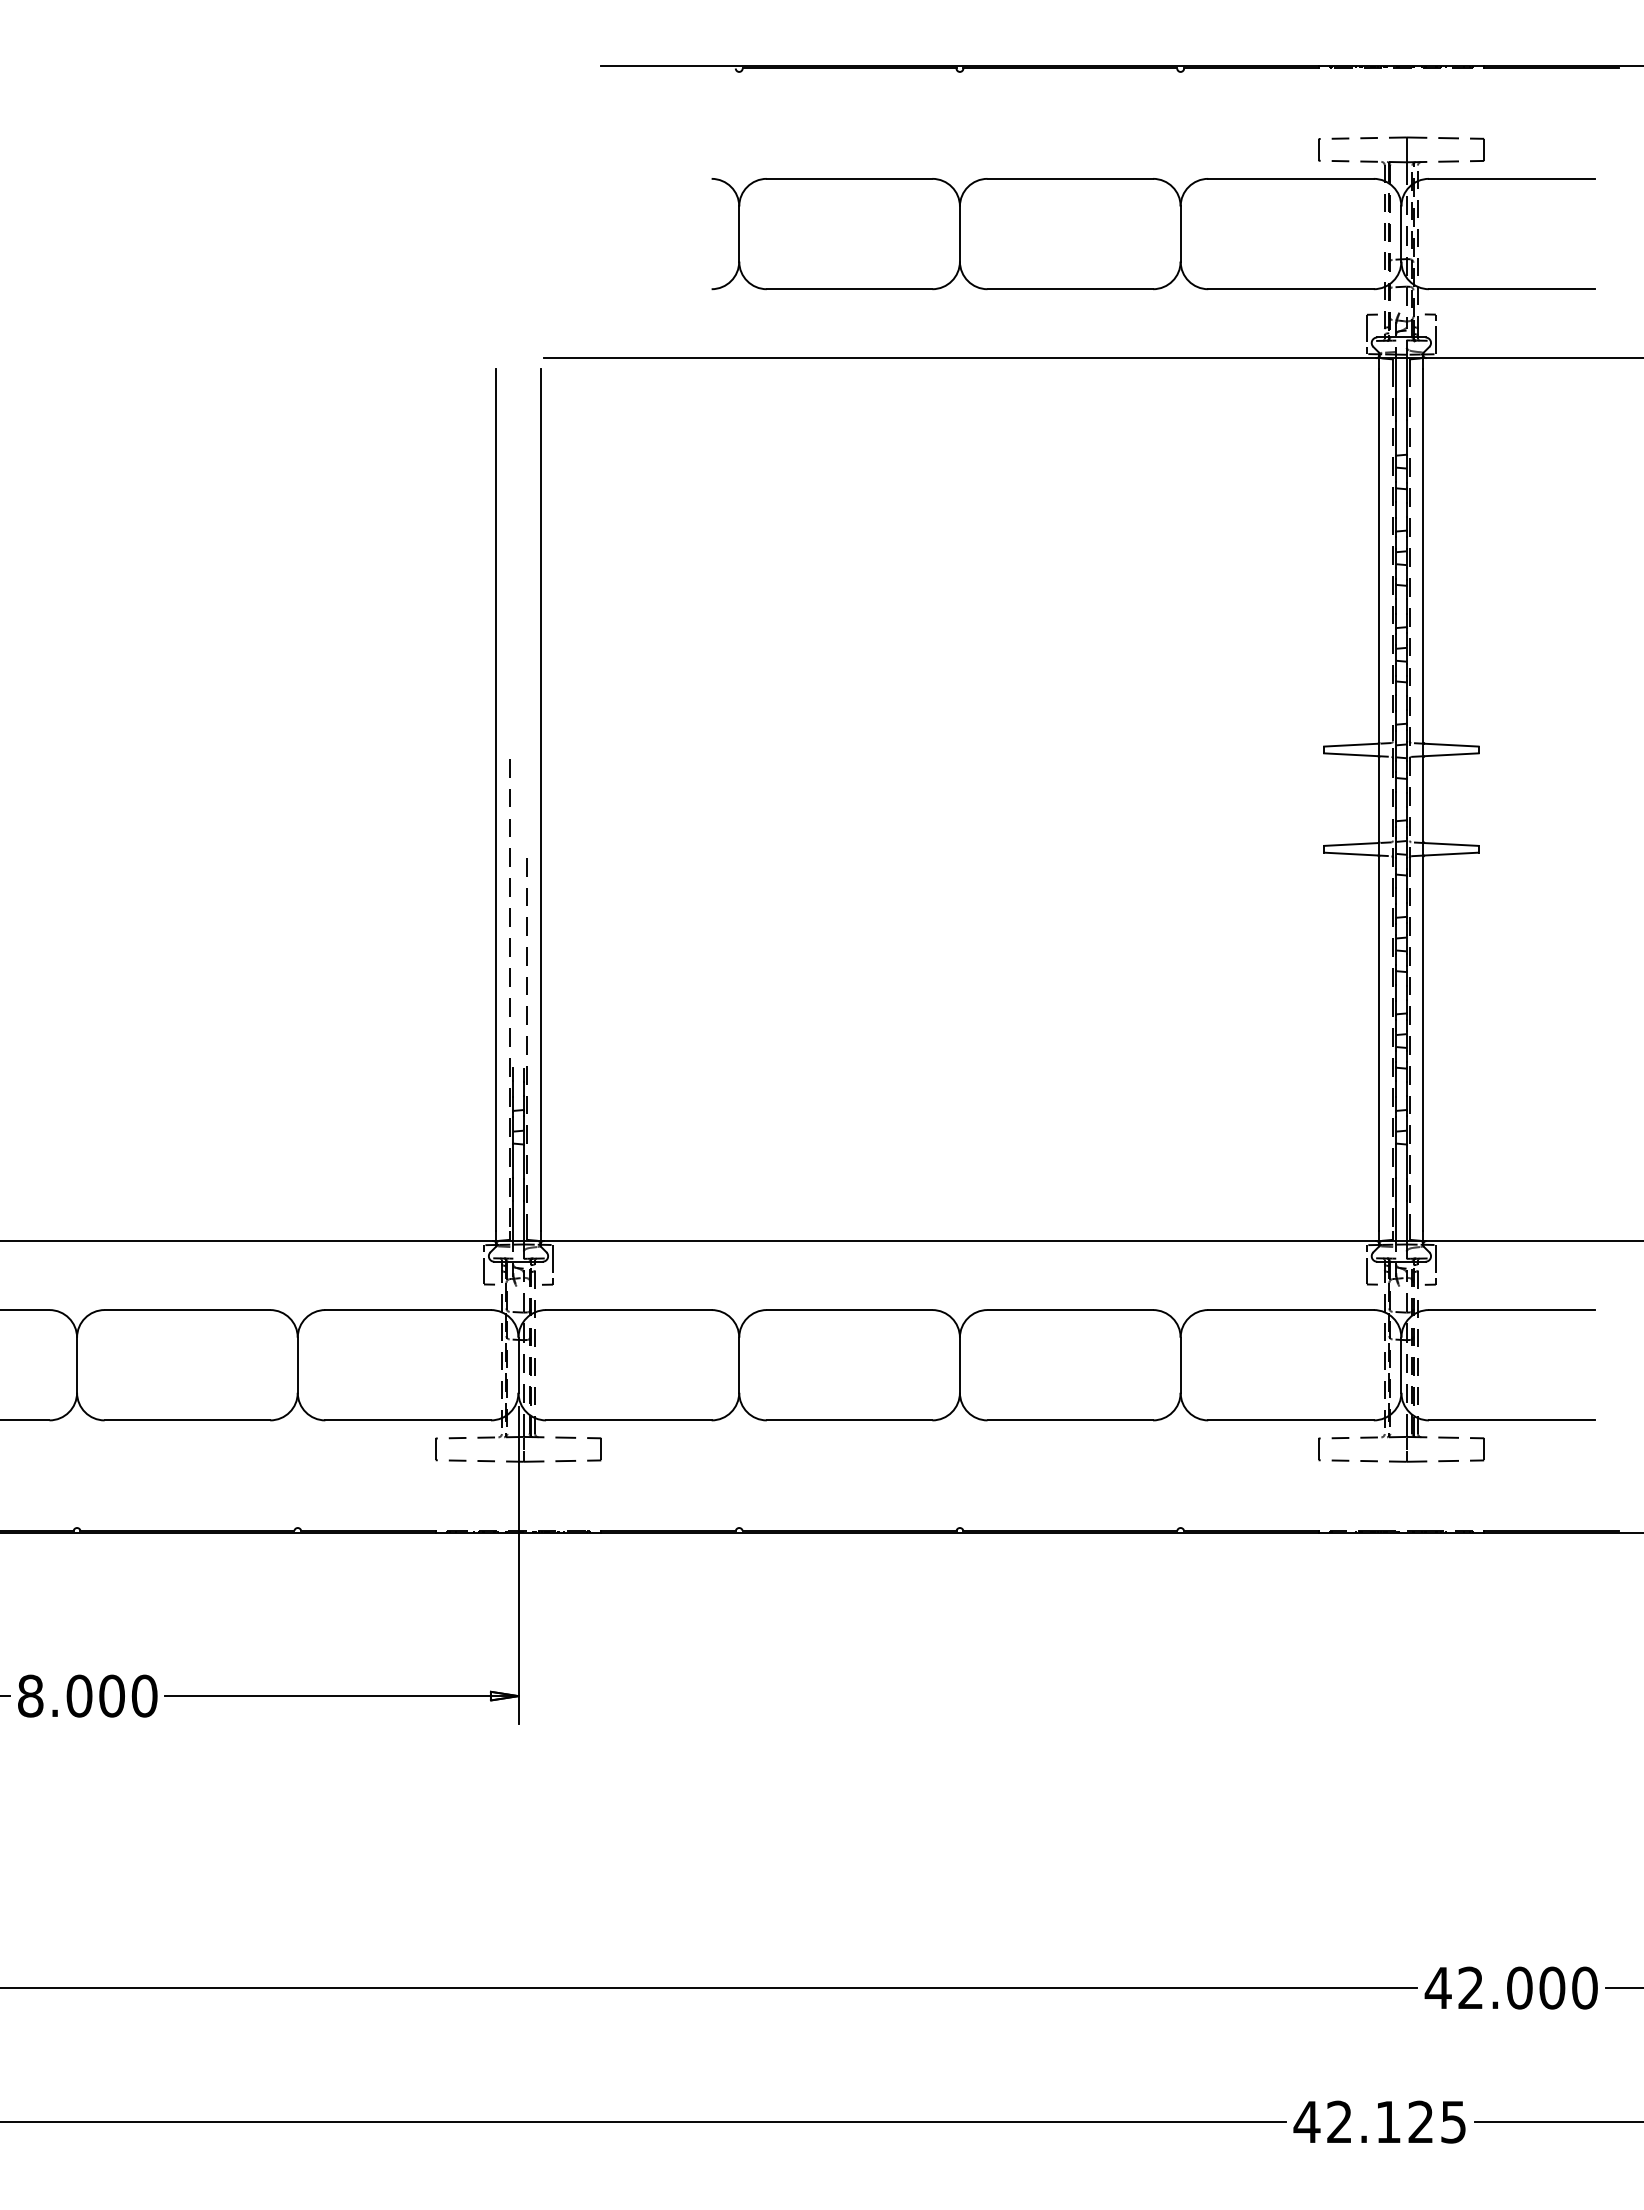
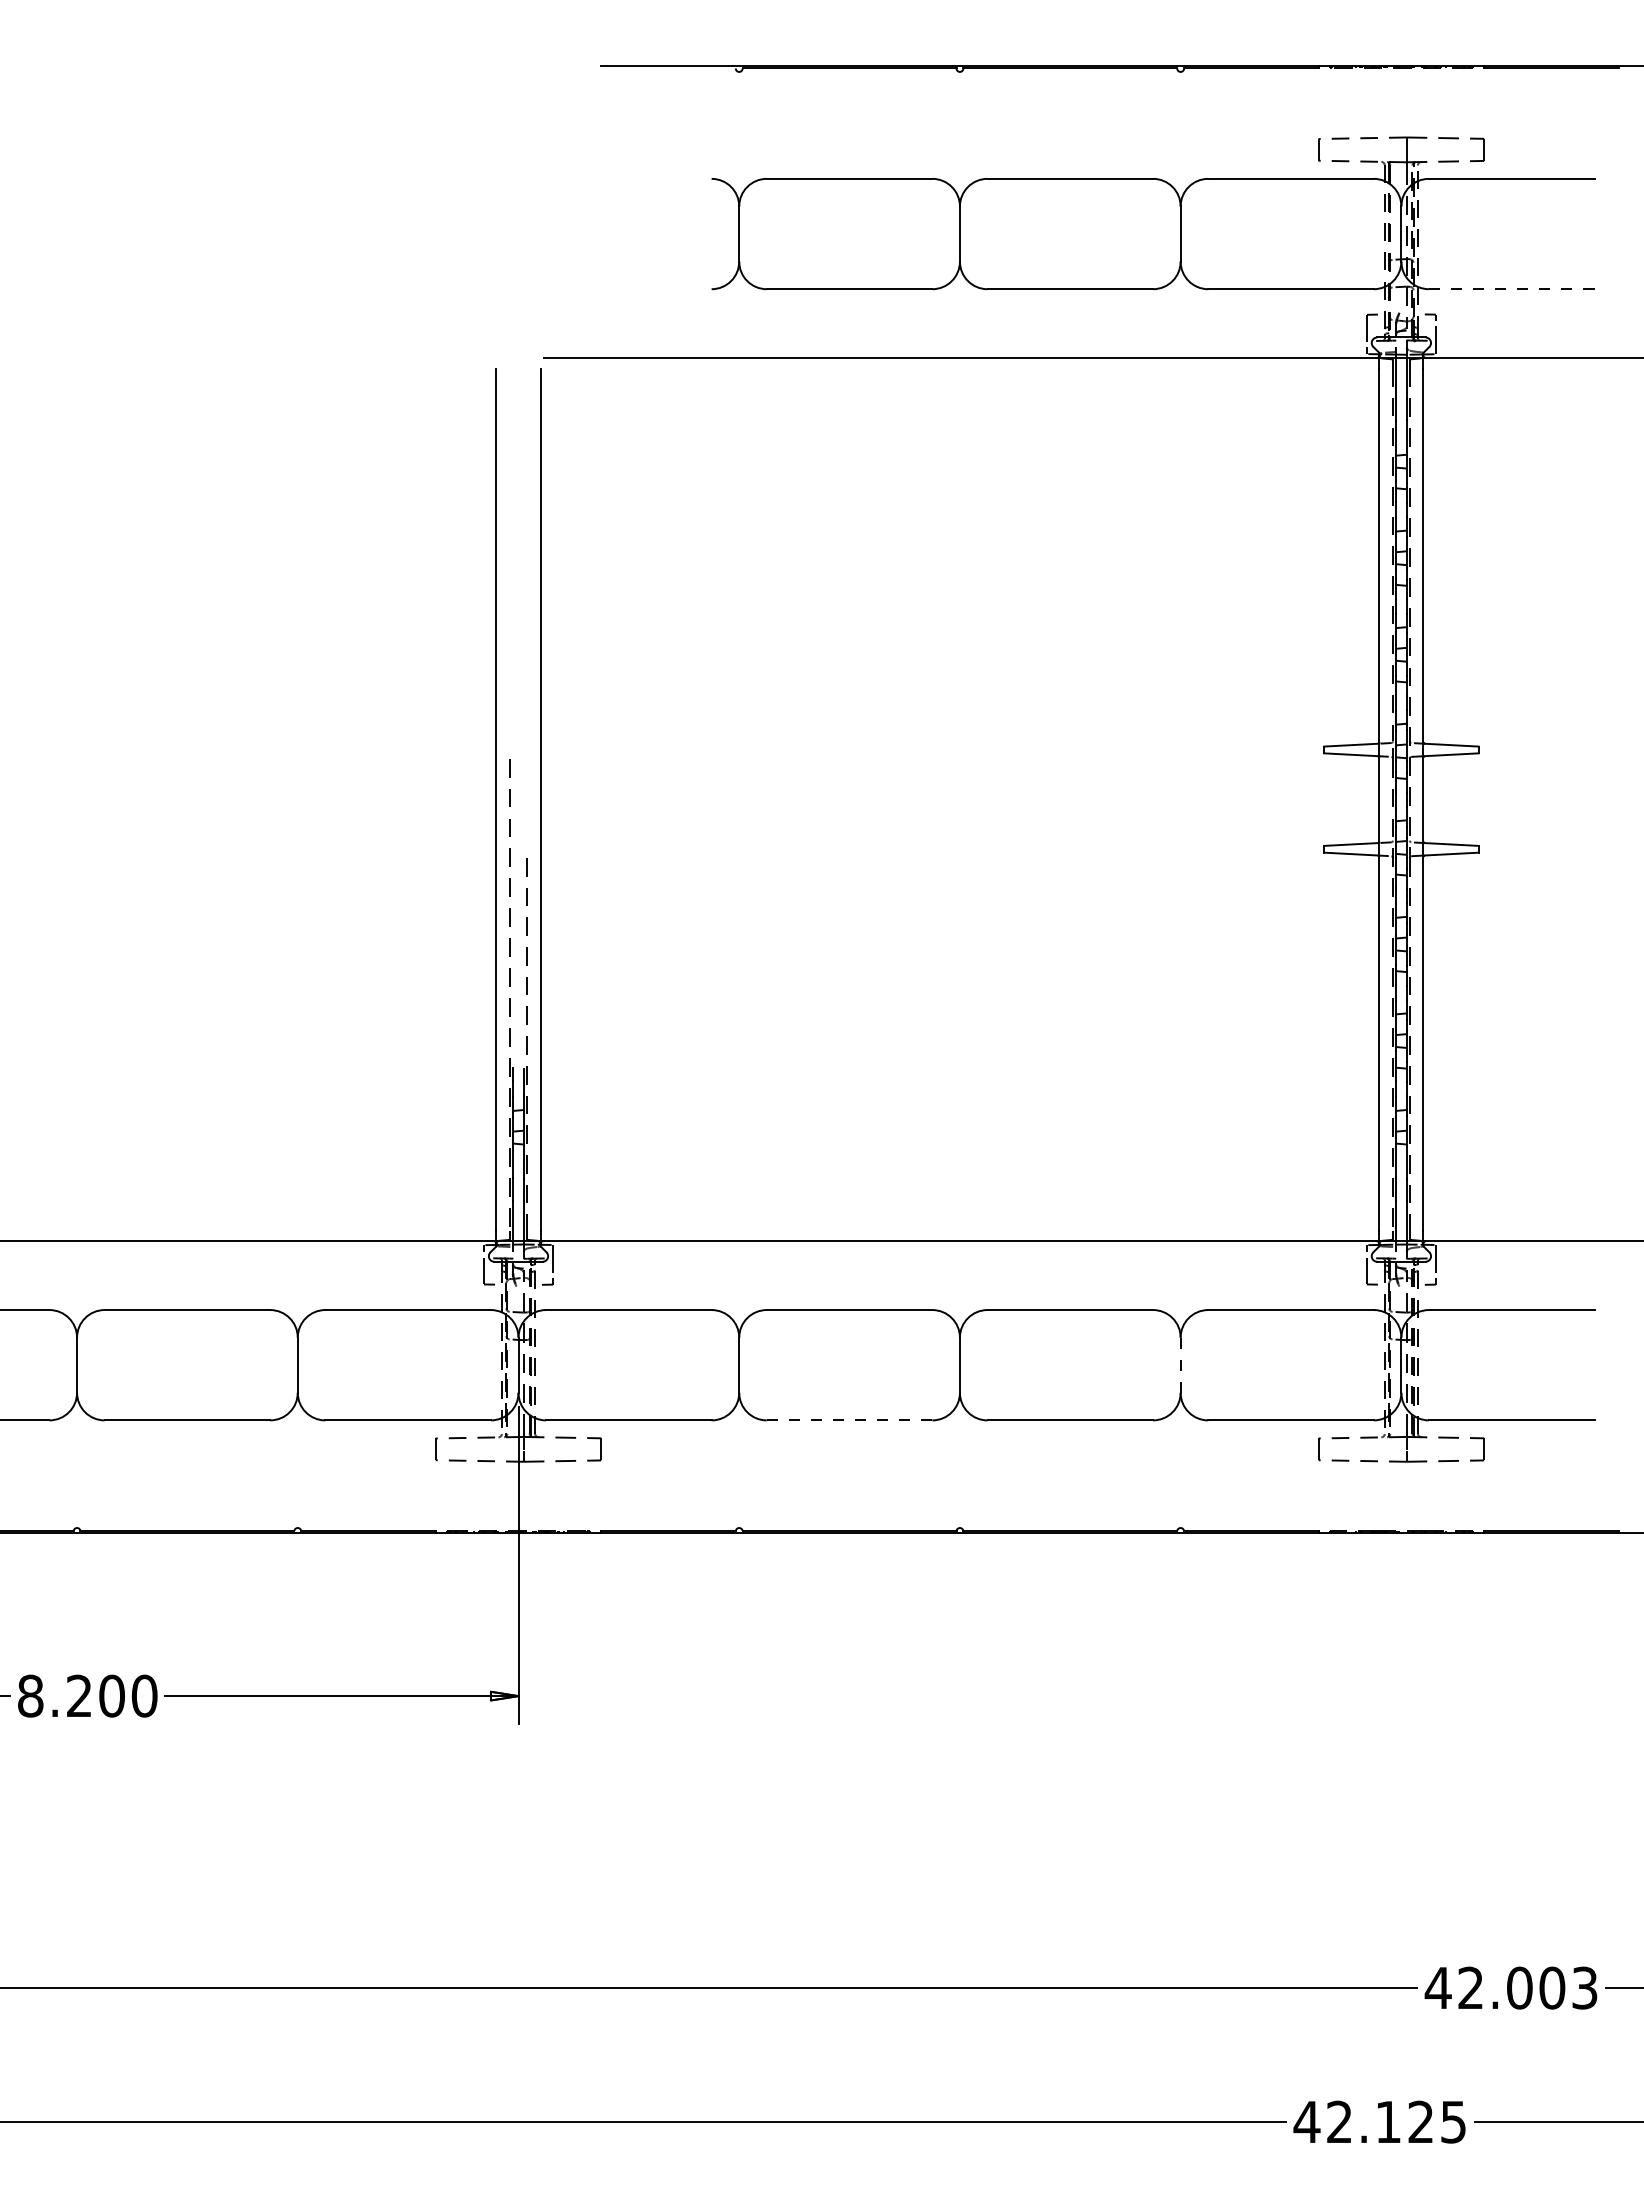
line: solid -> dashed (1511, 289)
line: solid -> dashed (1180, 1365)
line: solid -> dashed (849, 1420)
text: 8.000 -> 8.200 (79, 1695)
text: 42.000 -> 42.003 (1584, 1987)
